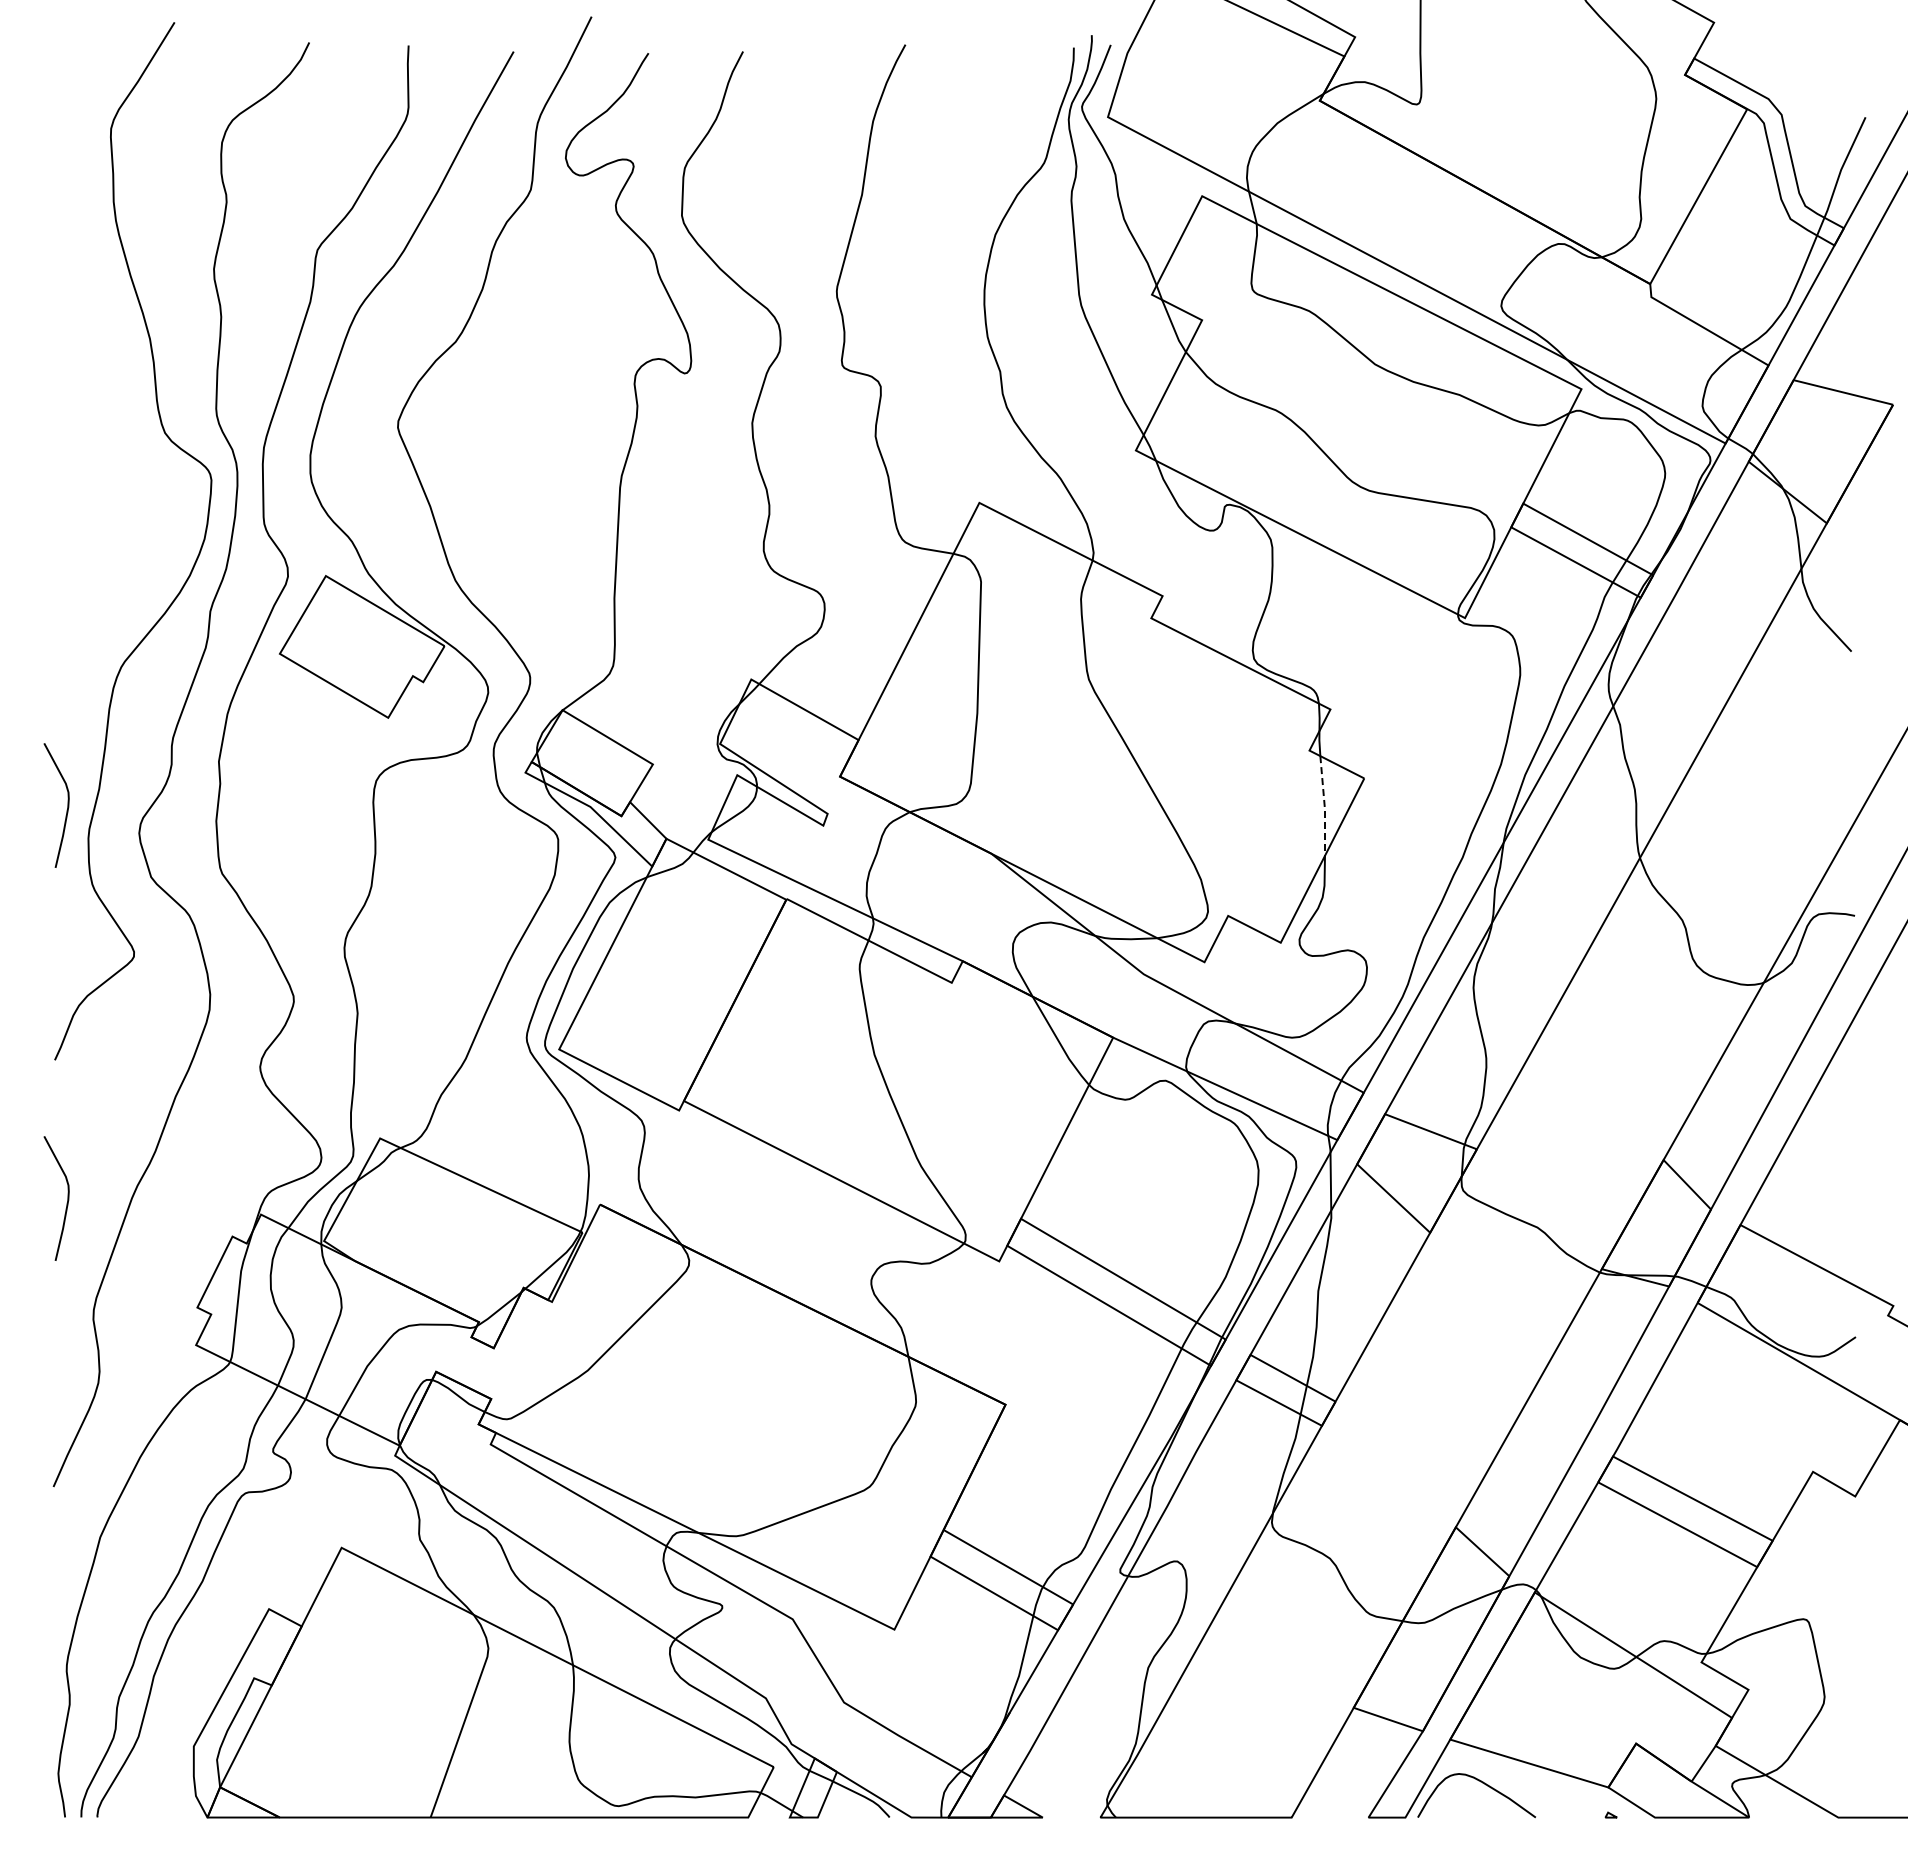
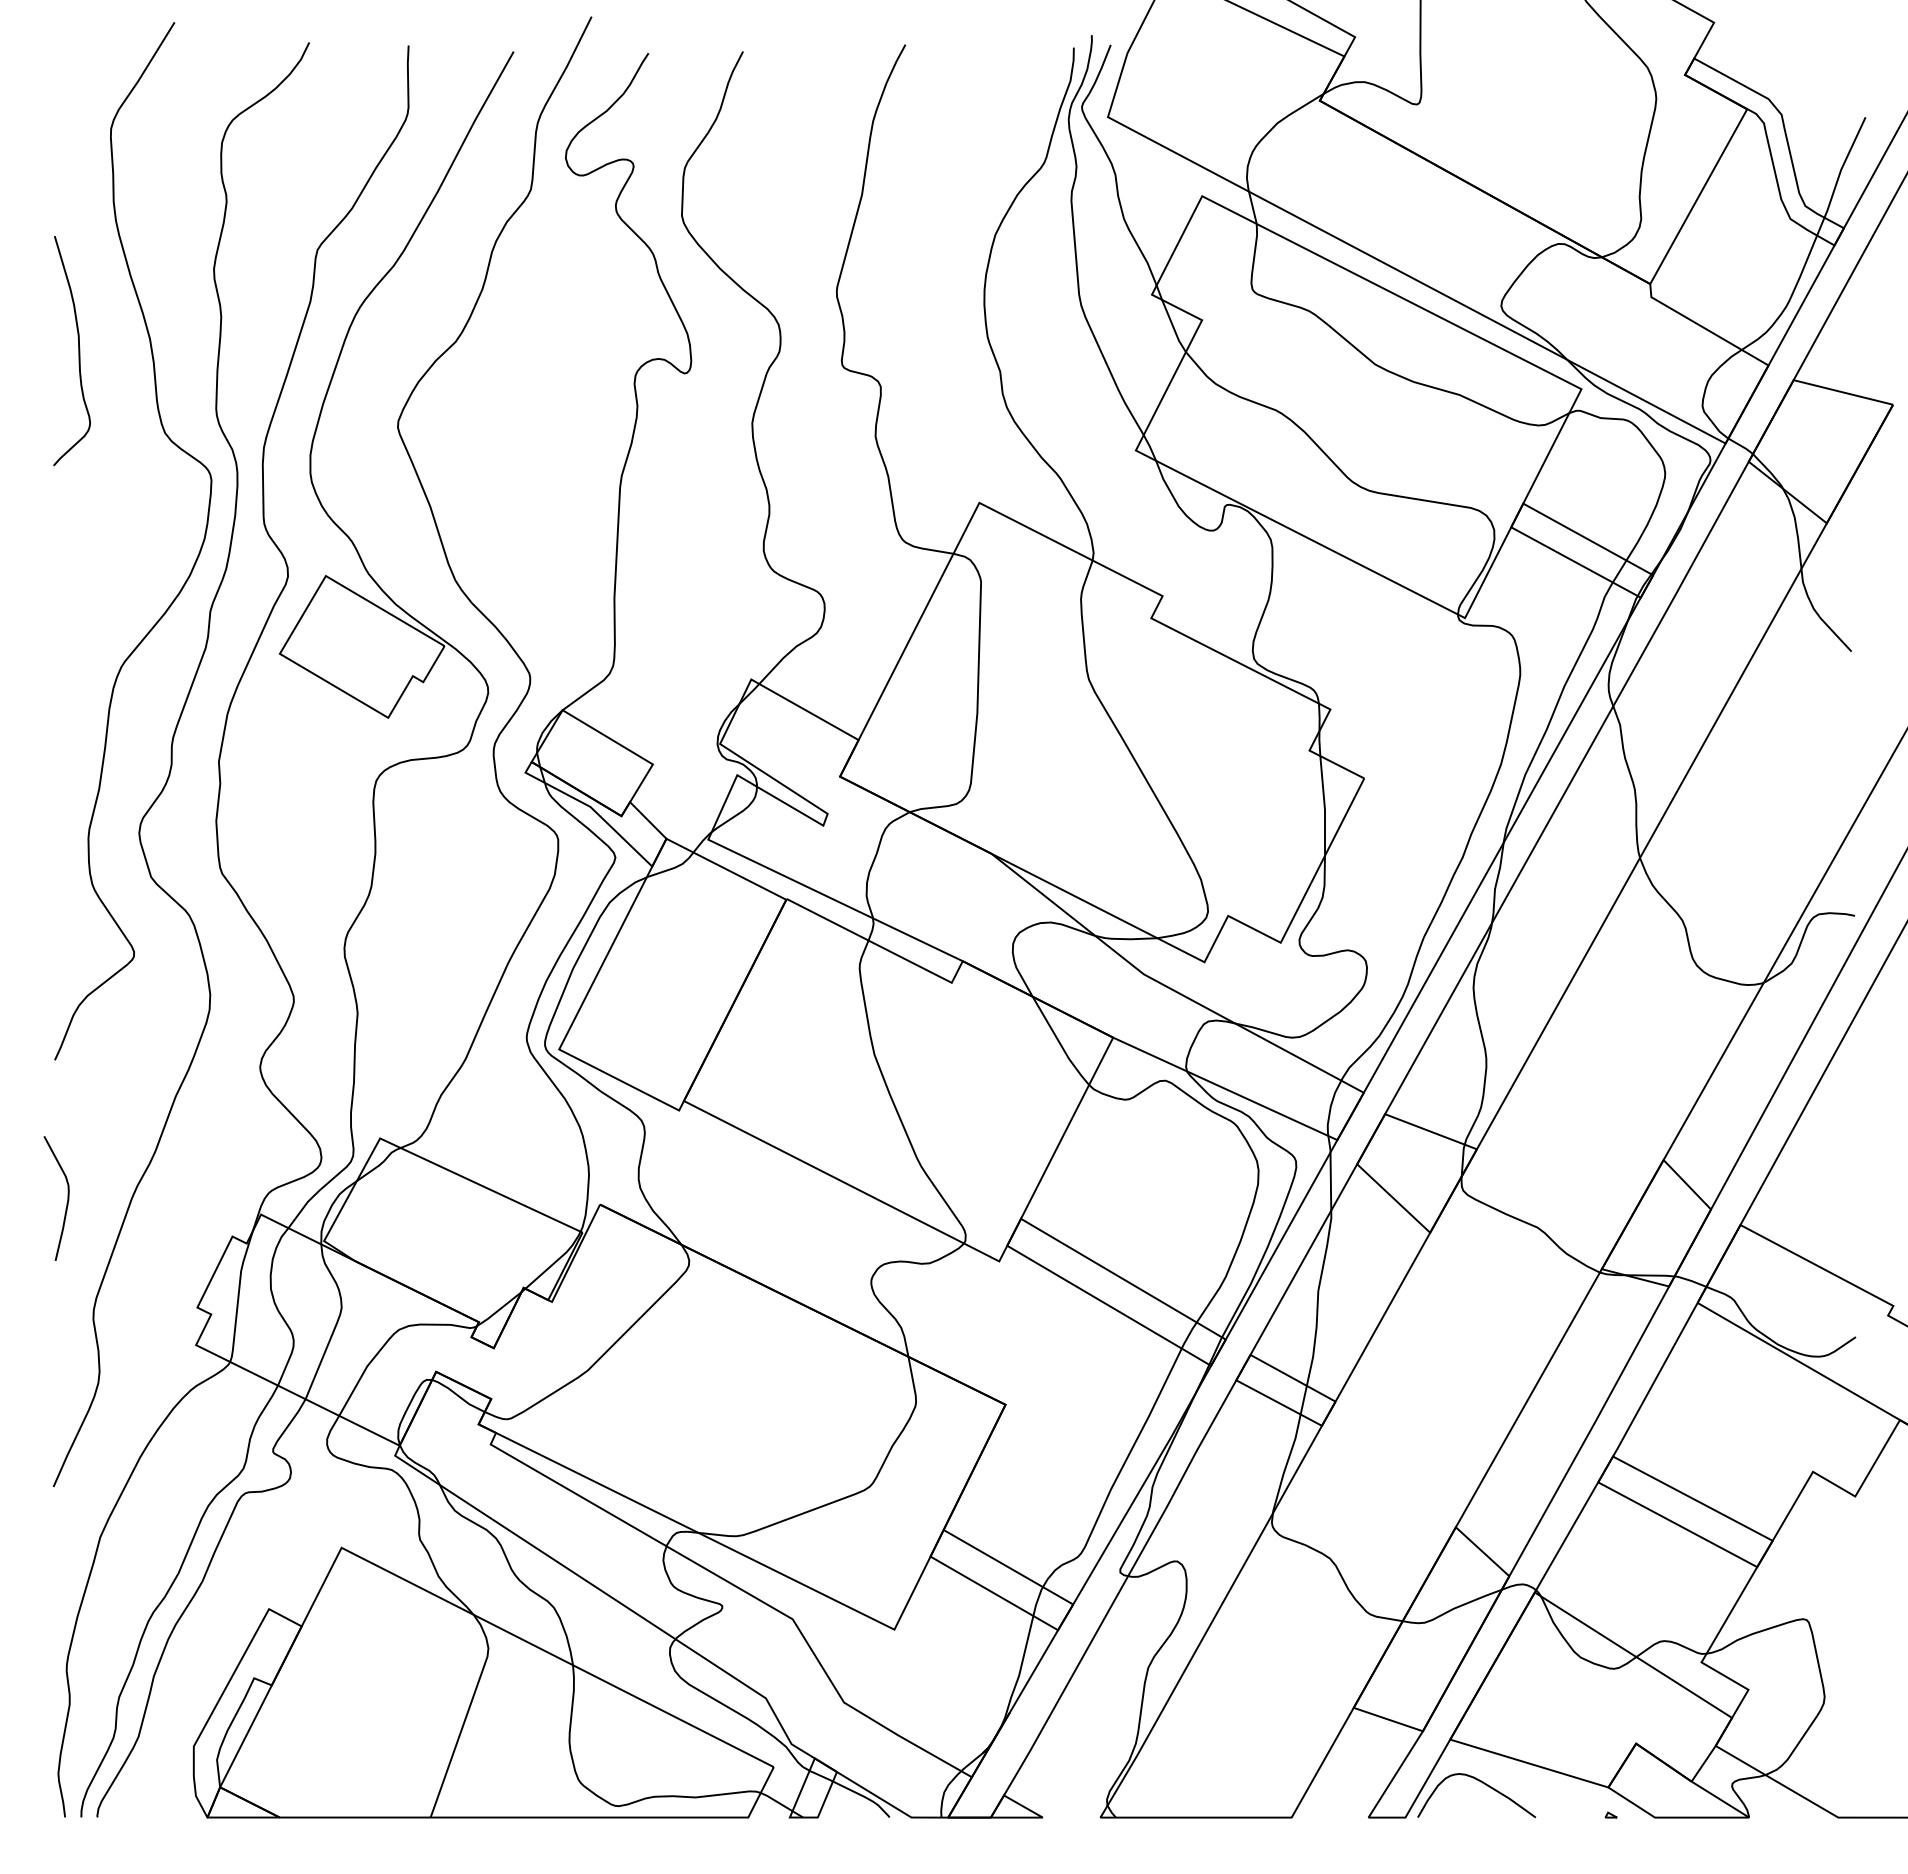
curve: none -> present (78, 351)
curve: present -> none (67, 805)
line: dashed -> solid (1324, 806)
